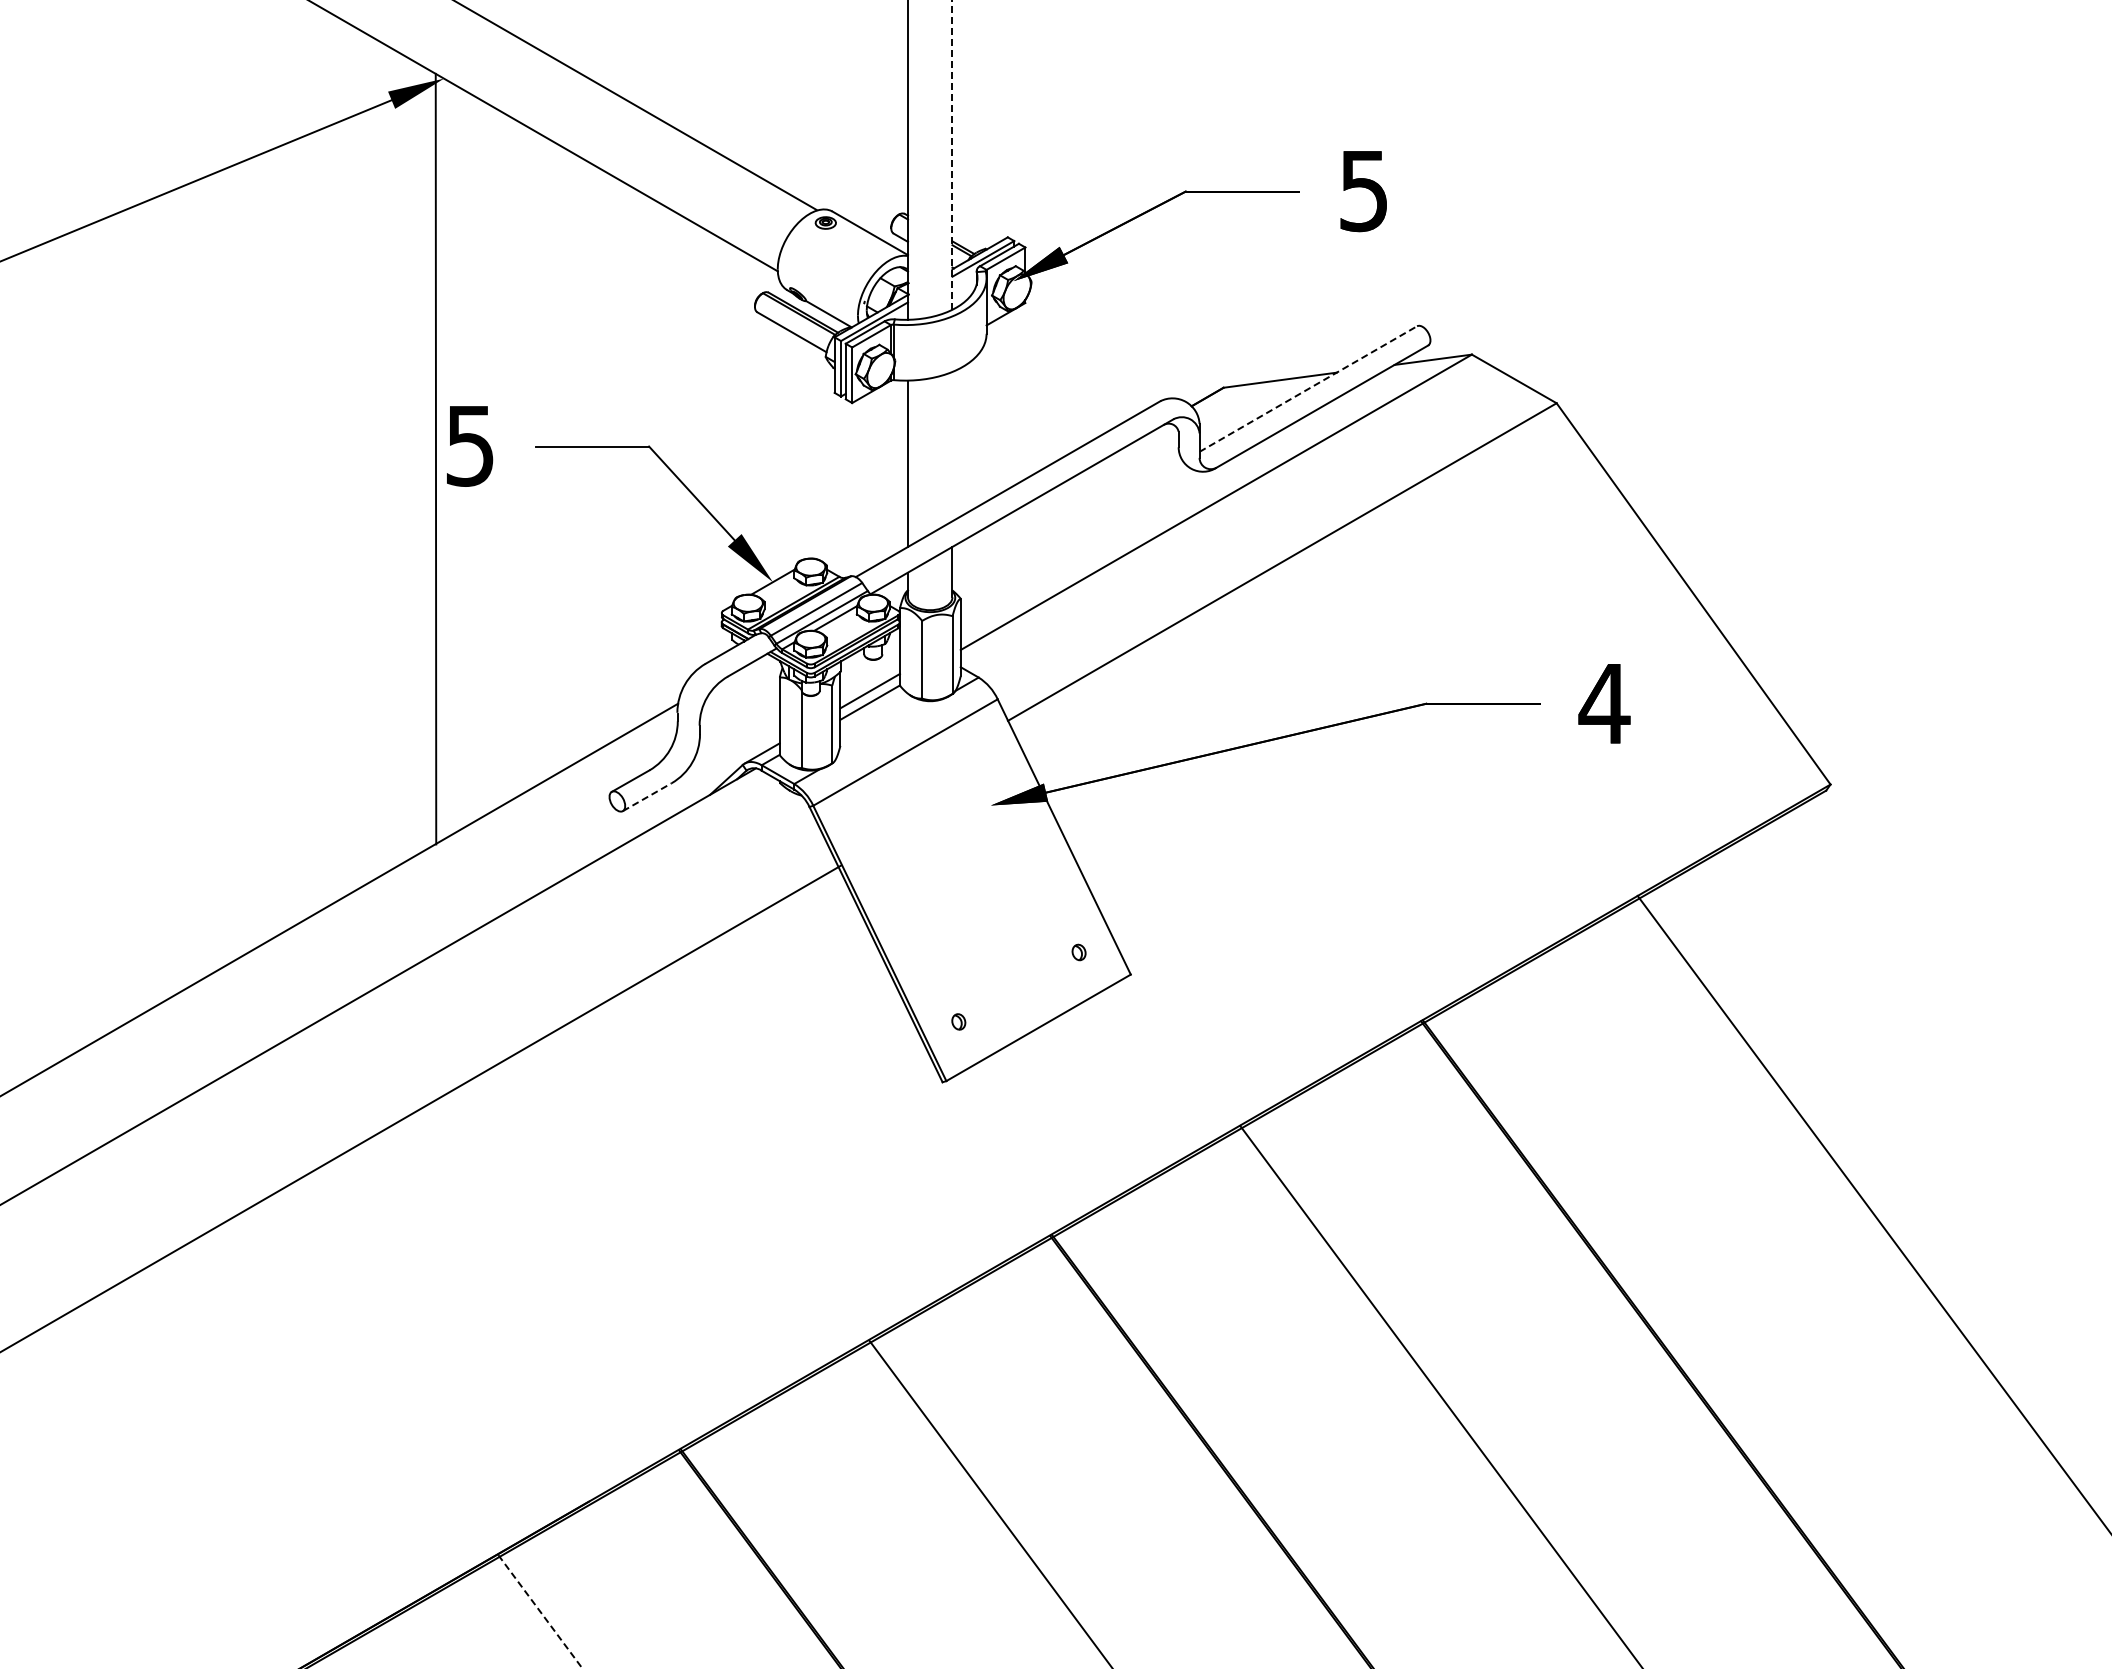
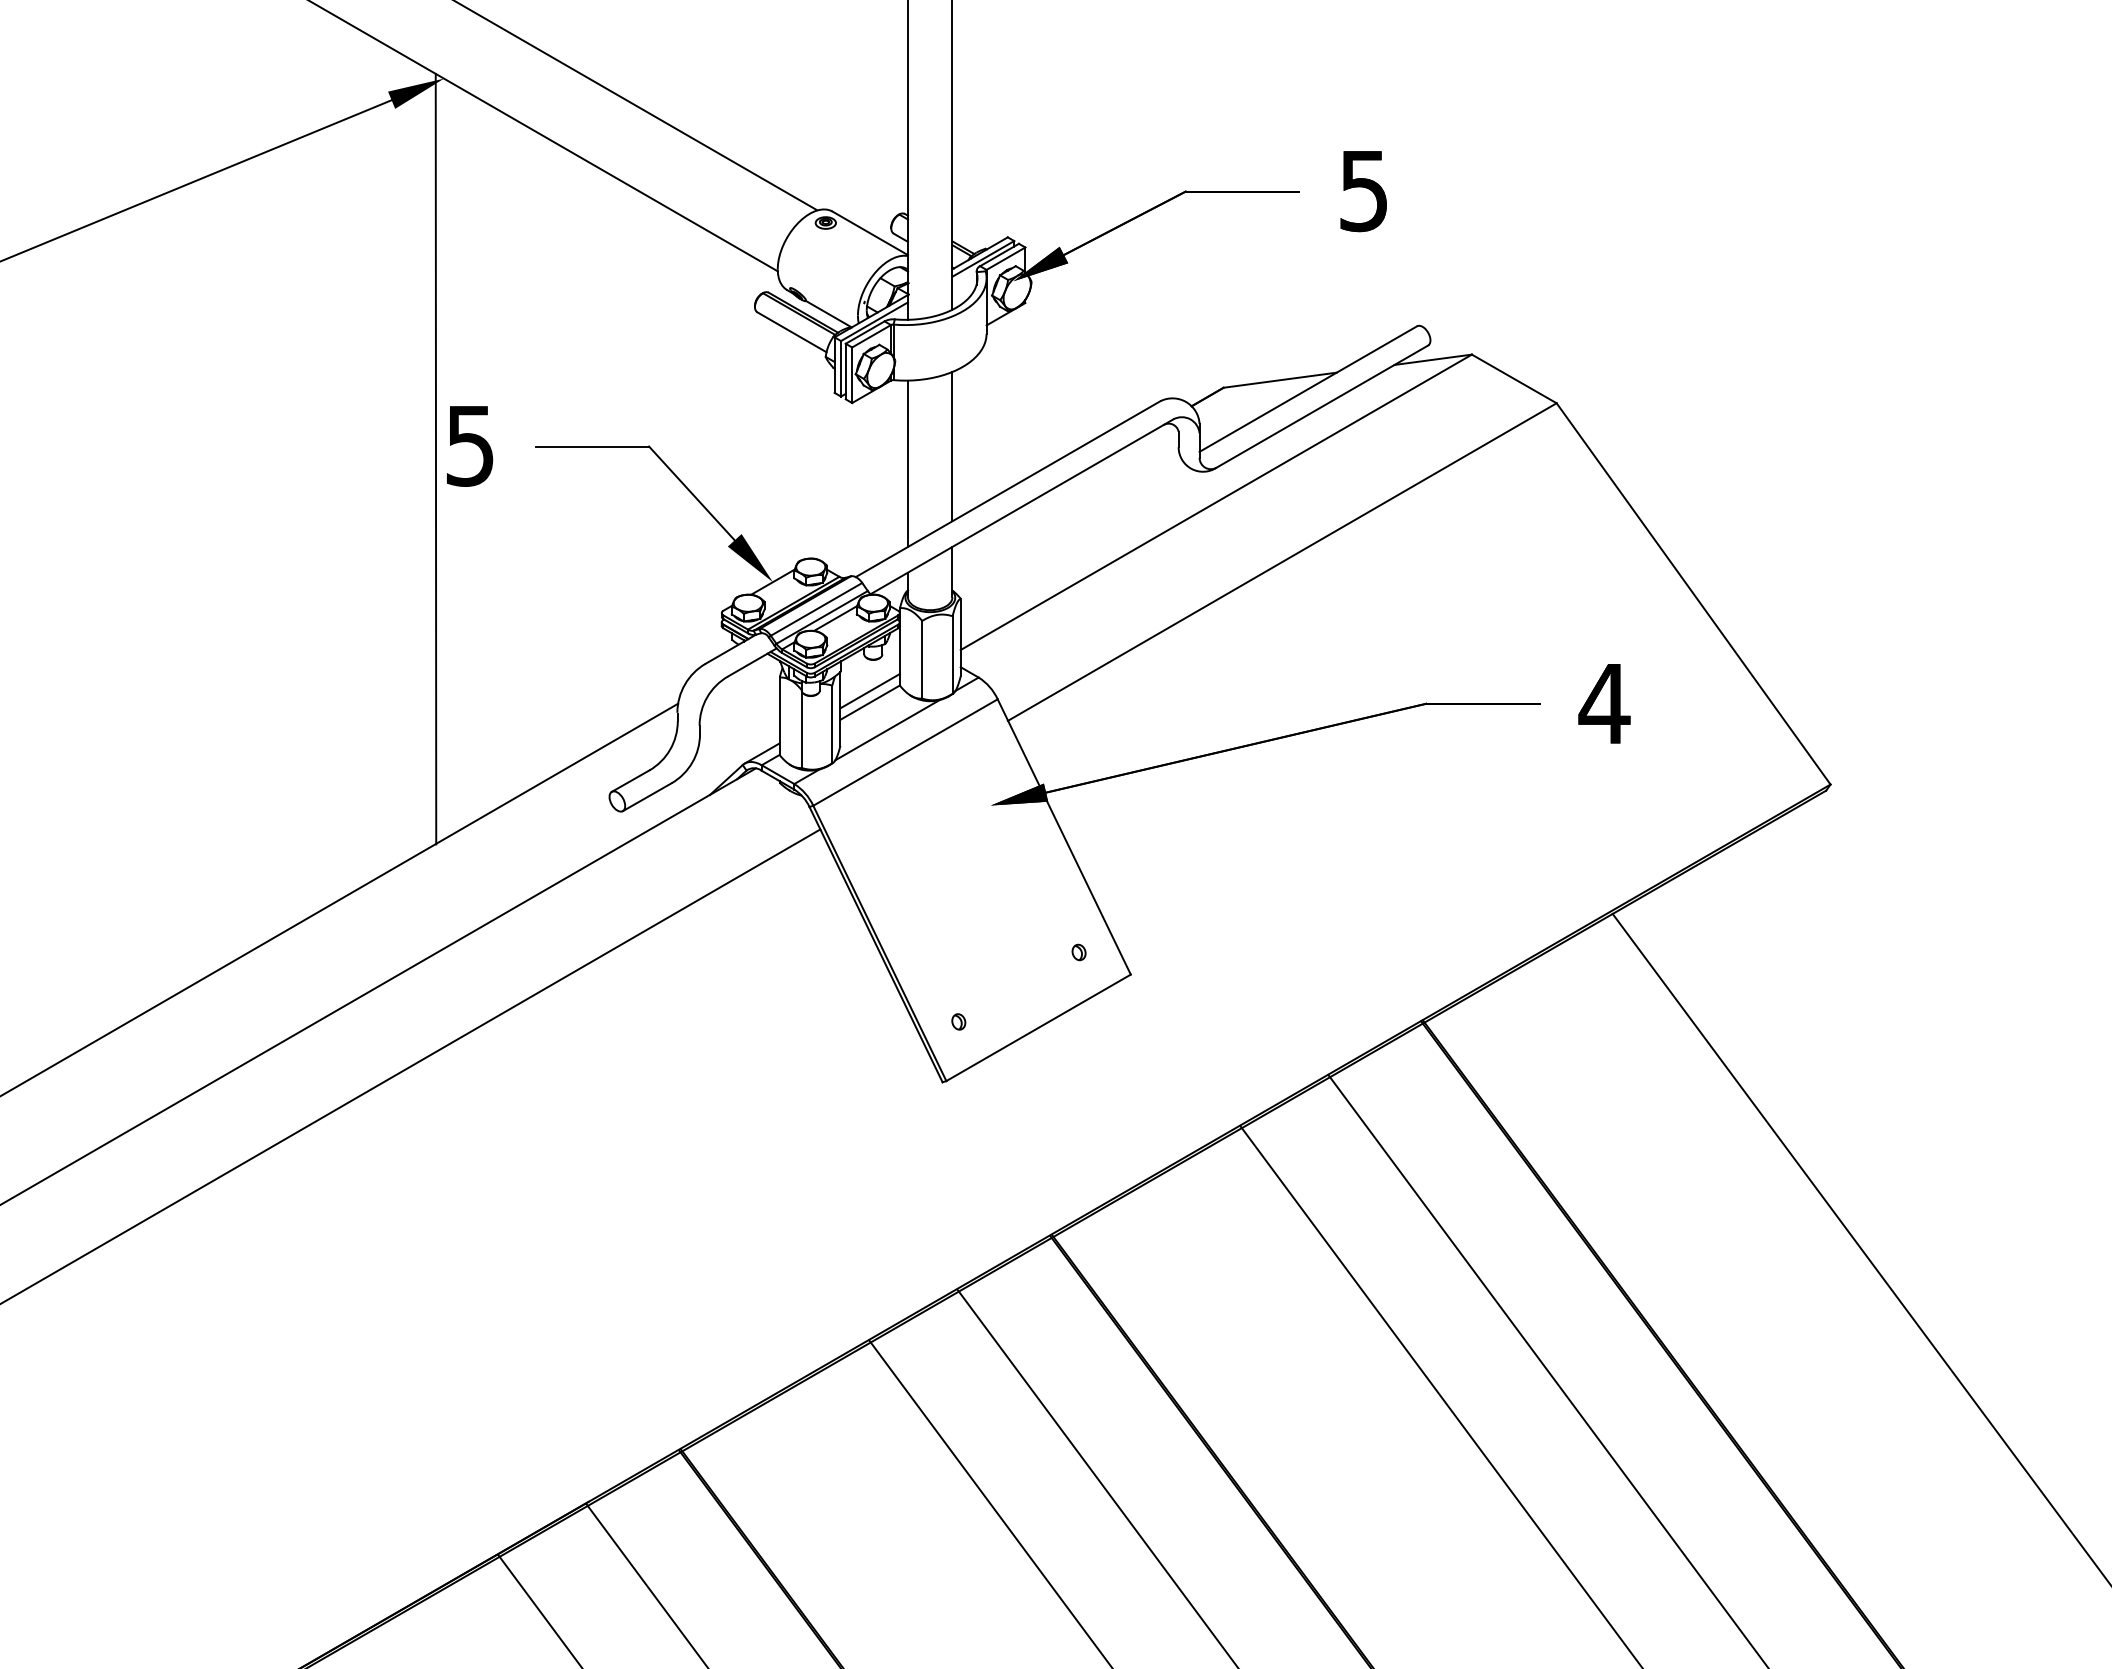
line: dashed -> solid (952, 154)
line: dashed -> solid (1308, 389)
line: none -> present (952, 446)
line: none -> present (887, 730)
line: dashed -> solid (647, 796)
line position: (421, 1107) -> (411, 1065) (411, 1065)
line position: (1872, 1212) -> (1860, 1247) (1860, 1247)
line: none -> present (1547, 1369)
line: none -> present (1096, 1477)
line: none -> present (646, 1584)
line: dashed -> solid (540, 1612)
